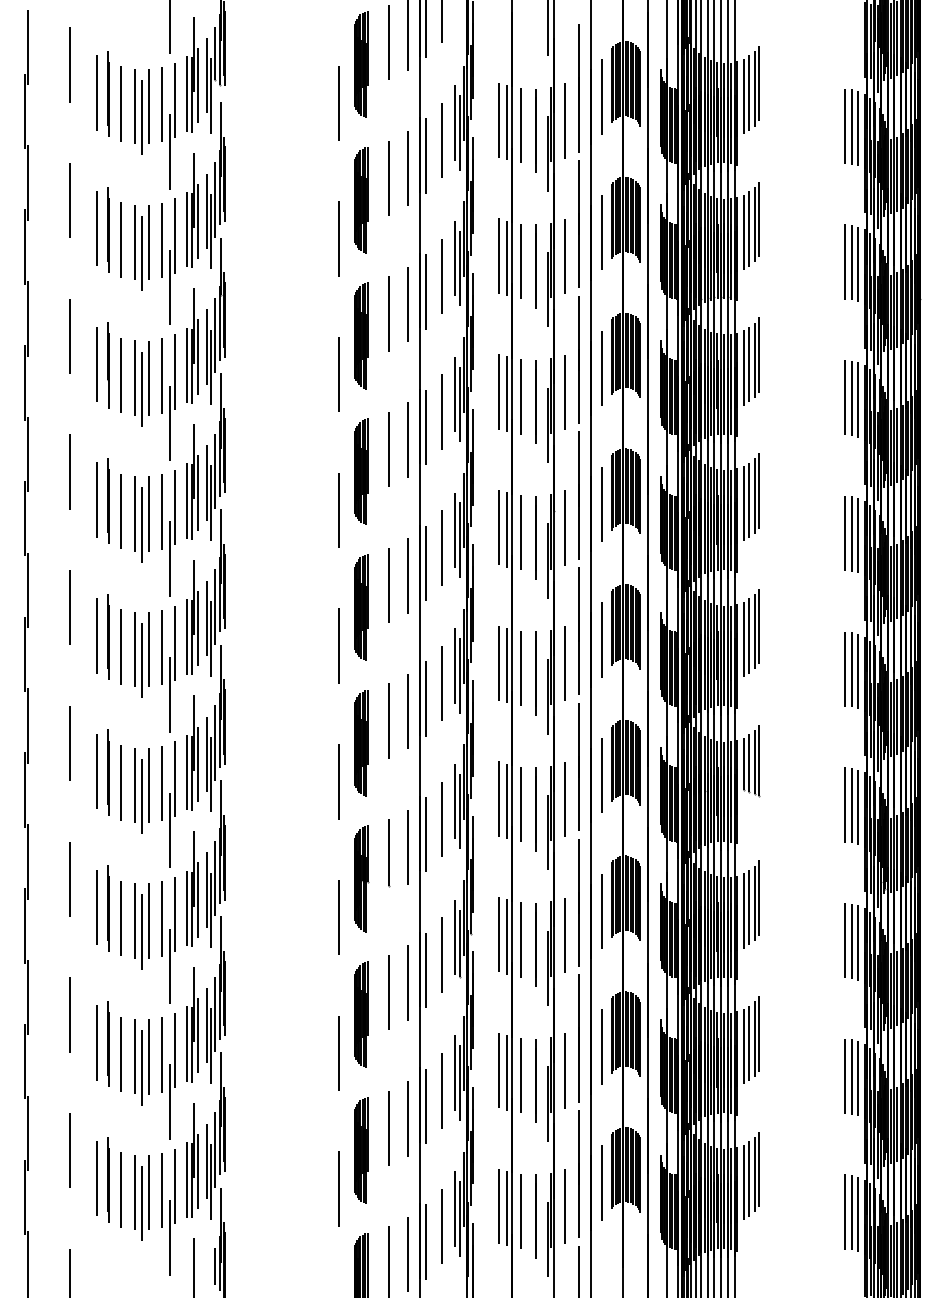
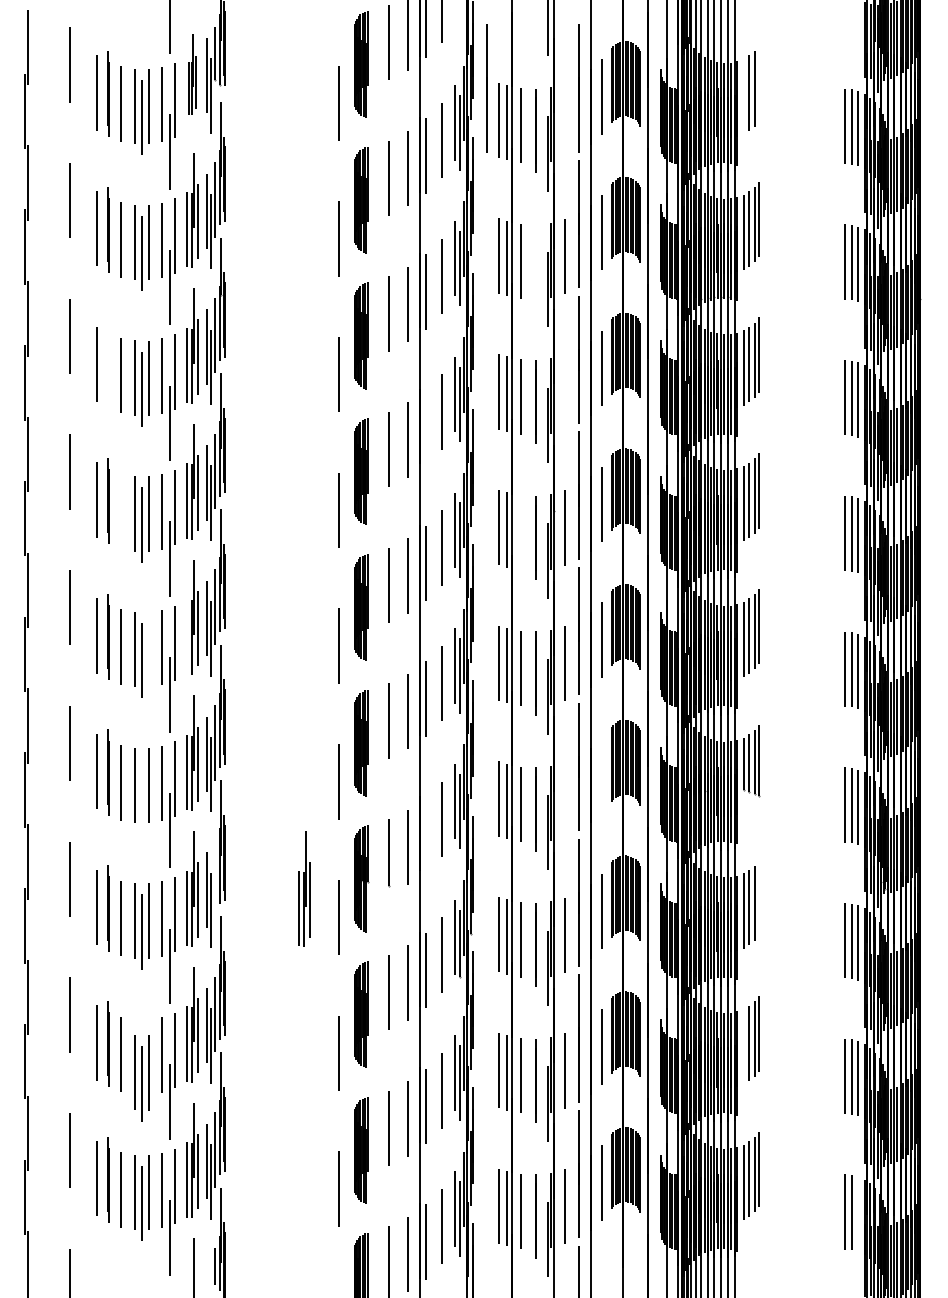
part size: 13x116 px -> 9x81 px (192, 74)
line: present -> none (759, 83)
line: none -> present (486, 88)
line: present -> none (743, 96)
line: present -> none (564, 120)
line: present -> none (535, 266)
line: present -> none (108, 365)
line: present -> none (565, 392)
line: present -> none (426, 427)
line: present -> none (121, 511)
line: present -> none (521, 532)
line: present -> none (187, 636)
line: present -> none (148, 649)
line: present -> none (602, 775)
line: present -> none (141, 796)
line: present -> none (564, 799)
line: present -> none (426, 834)
line: present -> none (214, 878)
part: none -> present (304, 888)
line: present -> none (759, 897)
line: present -> none (743, 1046)
part position: (141, 1062) -> (141, 1078) (141, 1078)
line: present -> none (858, 1214)
